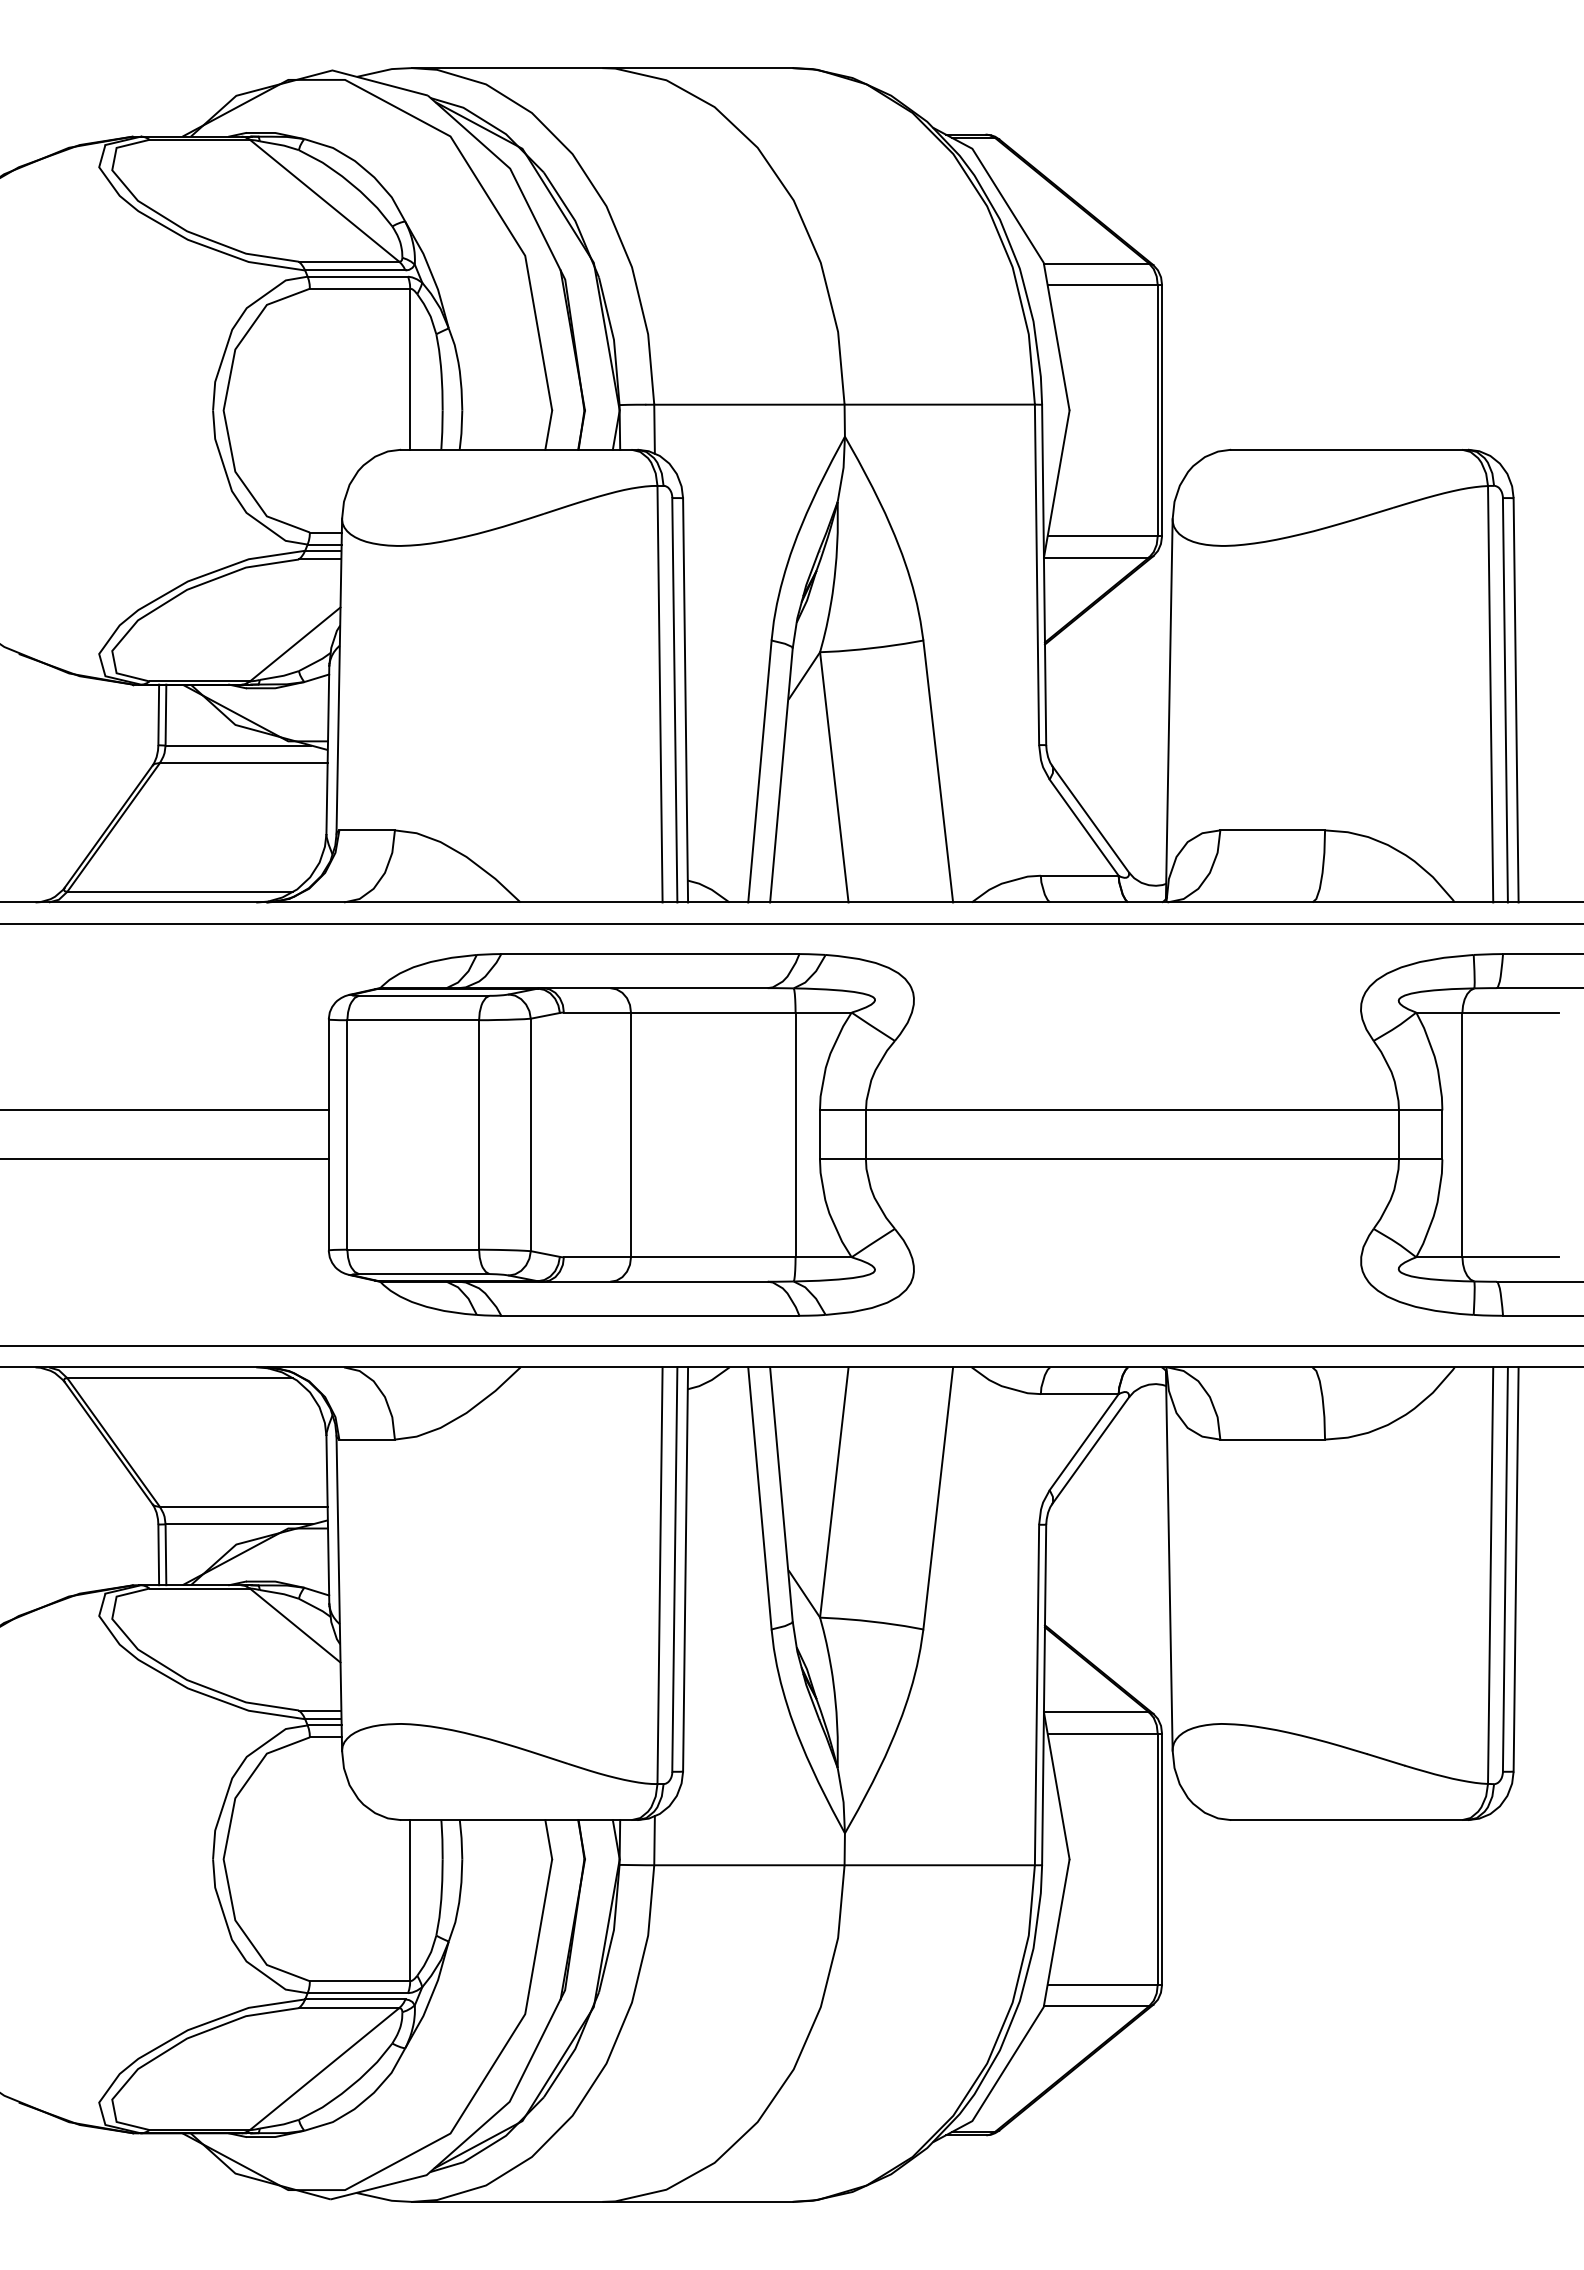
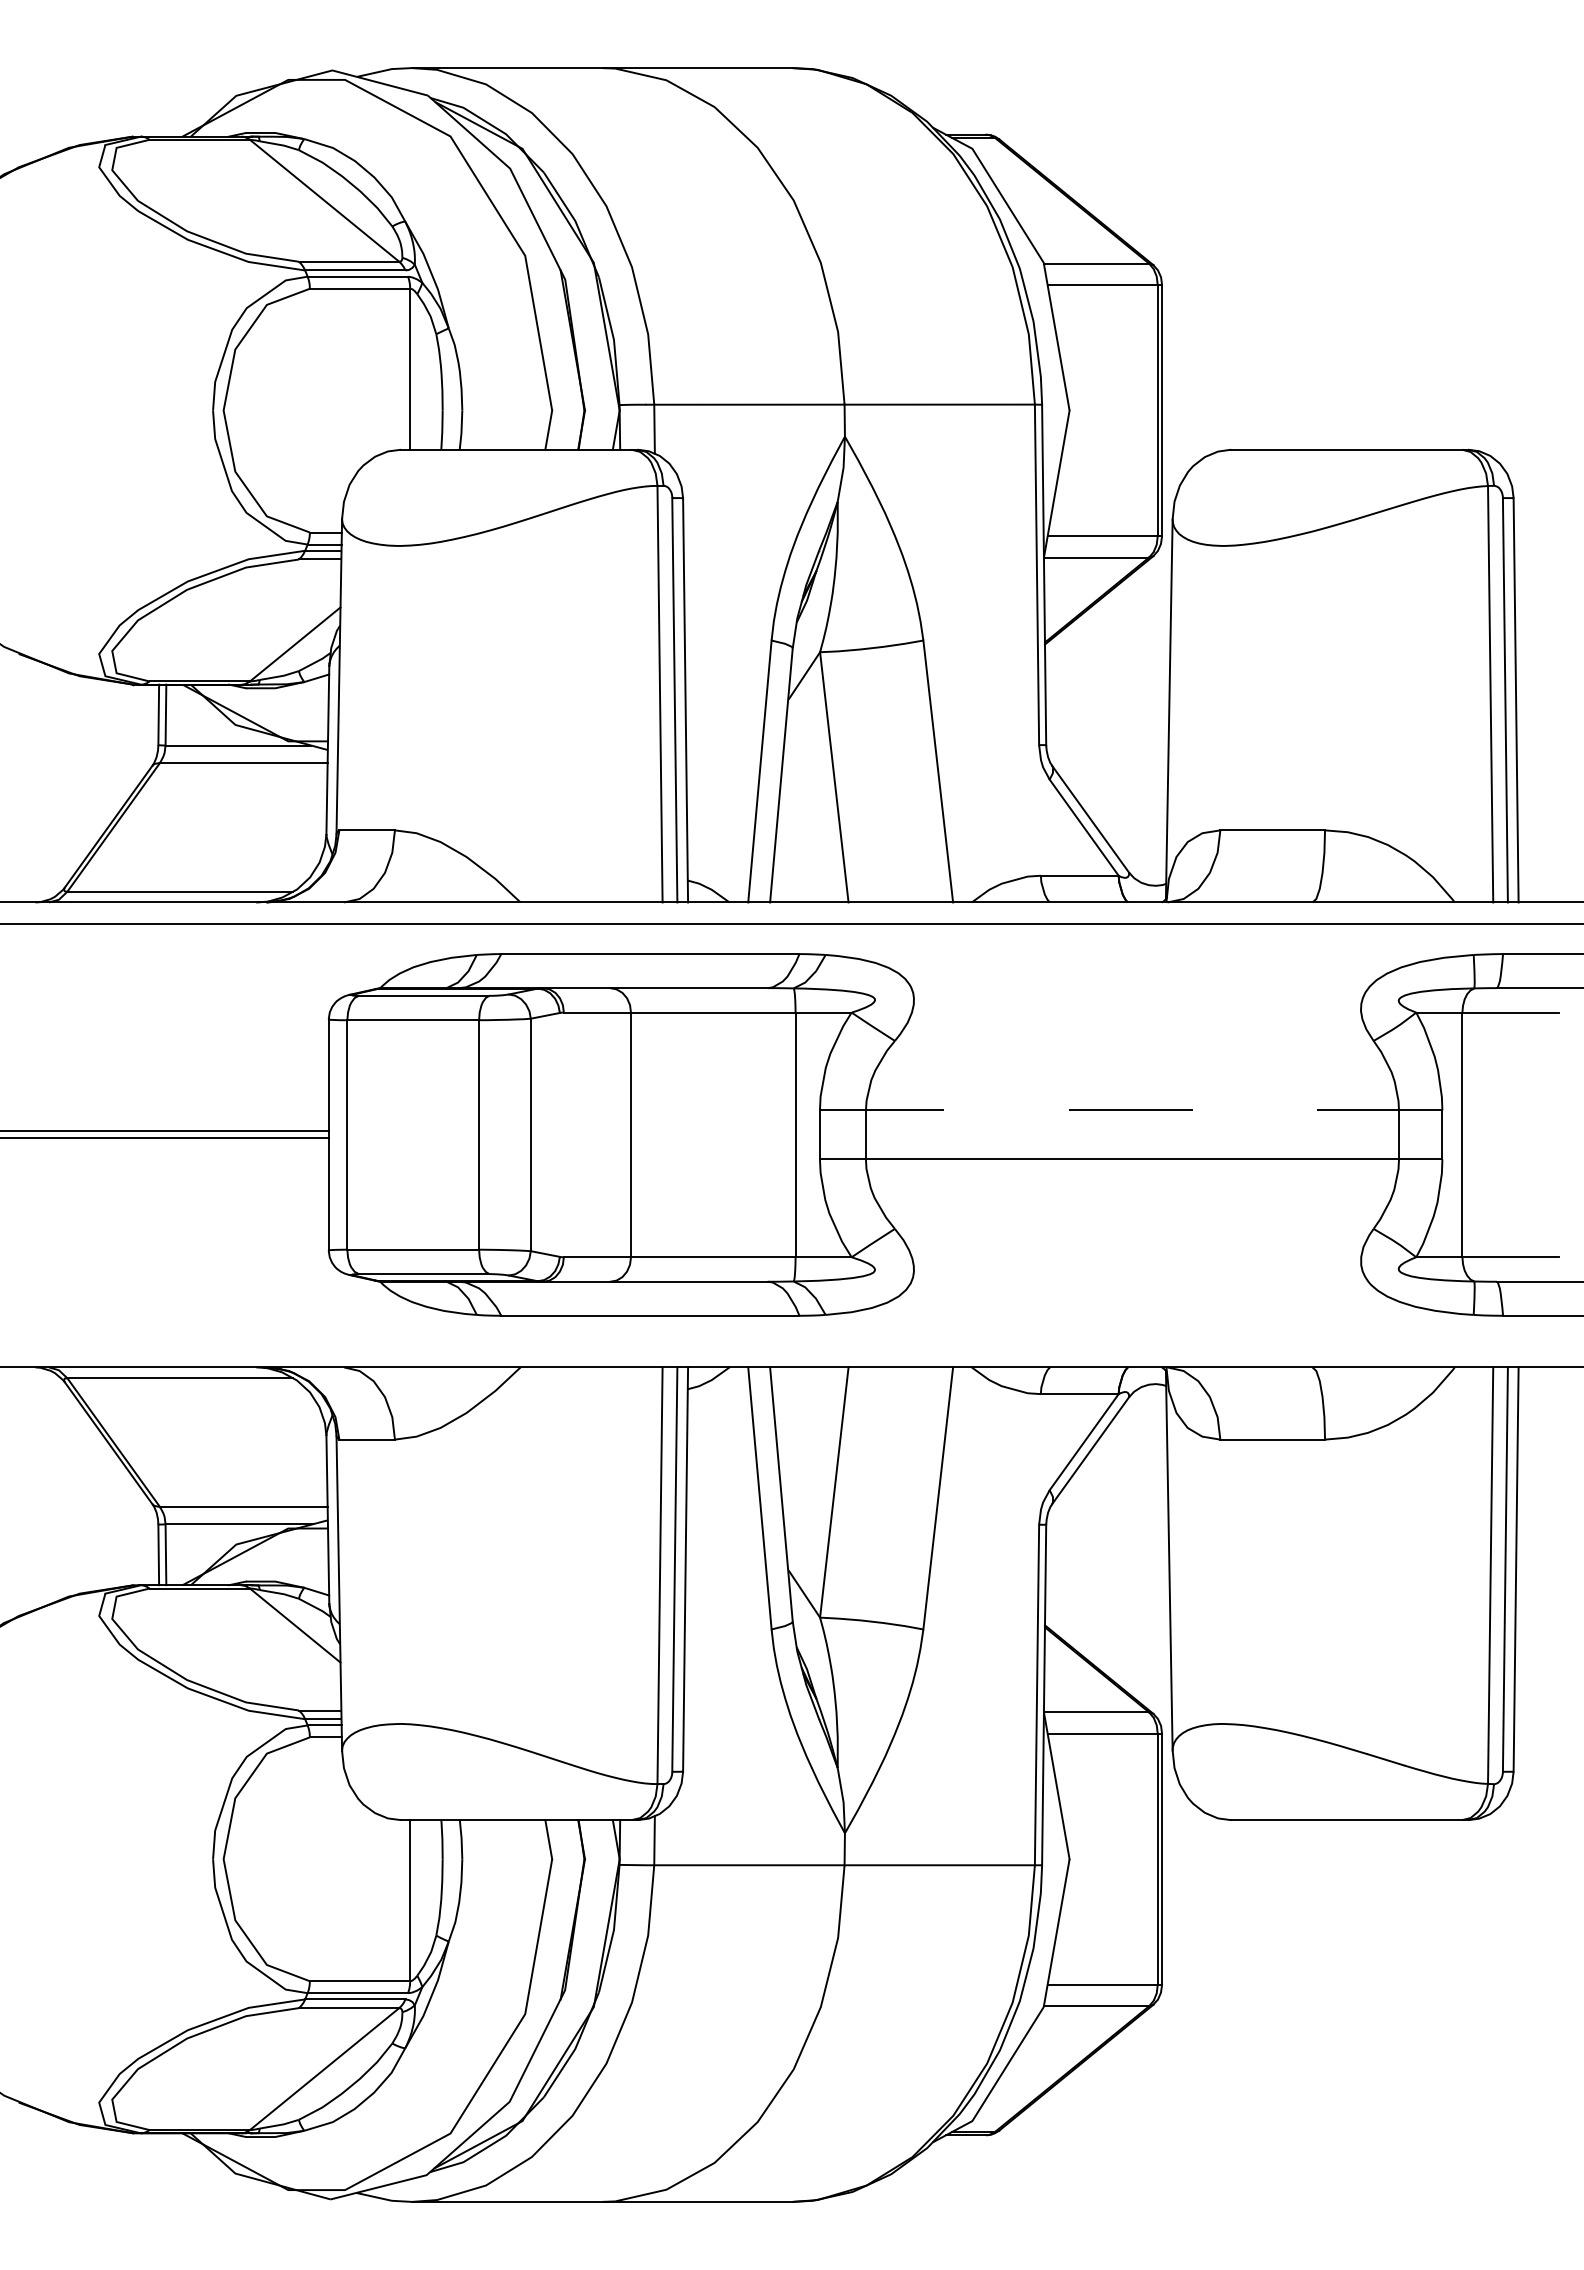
line position: (165, 1110) -> (165, 1131) (165, 1131)
line: solid -> dashed (1131, 1110)
line position: (165, 1159) -> (165, 1138) (165, 1138)
line: present -> none (791, 1345)
